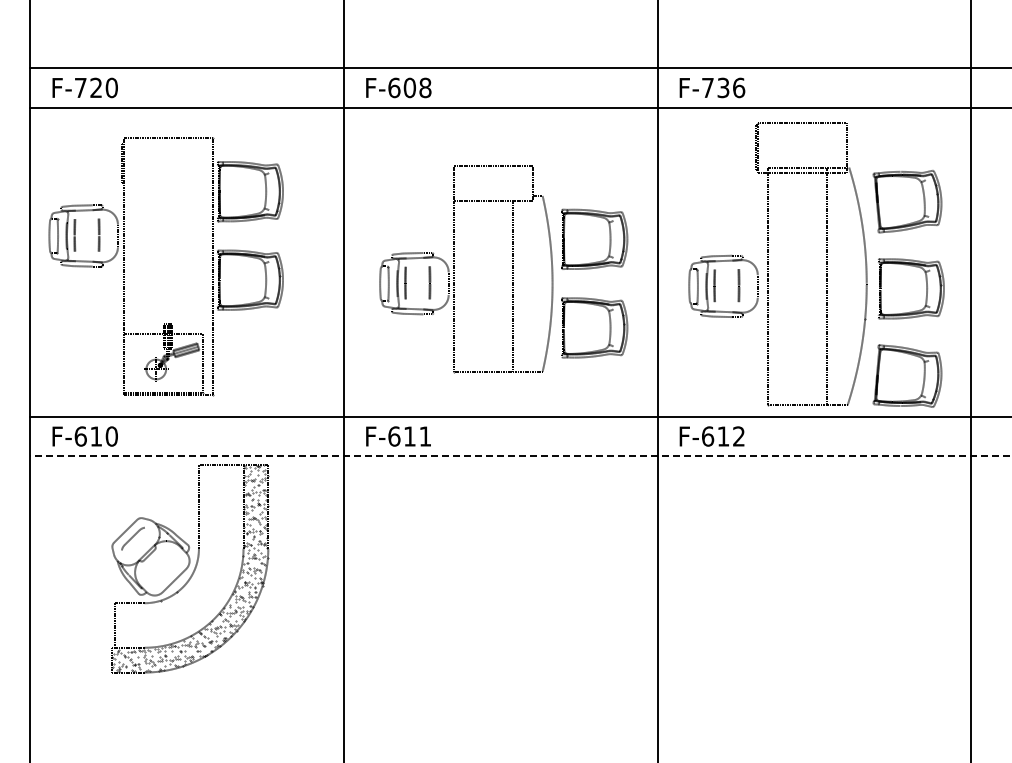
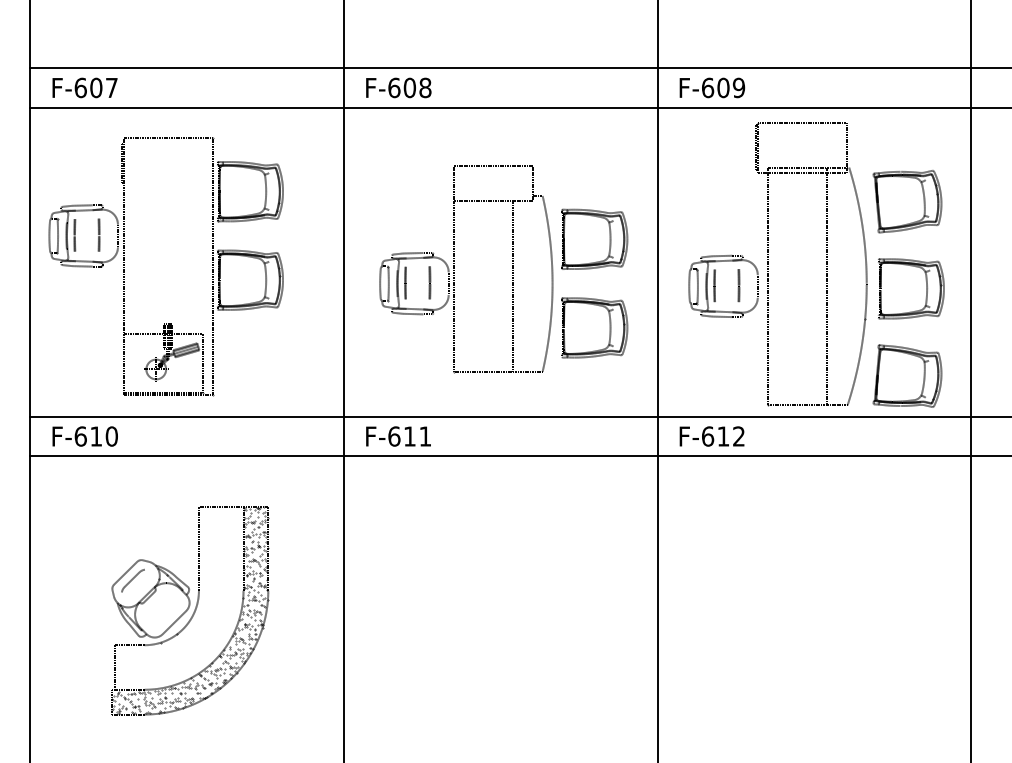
text: F-720 -> F-607 (95, 87)
text: F-736 -> F-609 (723, 87)
line: dashed -> solid (520, 456)
part position: (190, 568) -> (190, 610) (190, 610)
